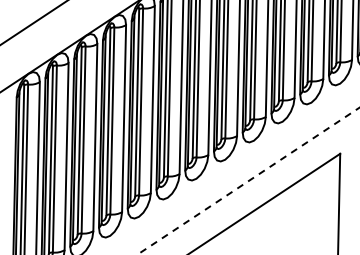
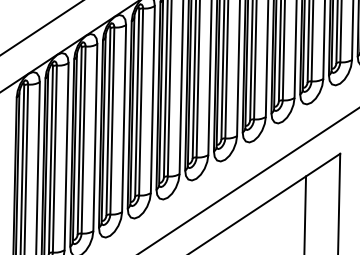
line position: (33, 22) -> (41, 27) (41, 27)
line: dashed -> solid (248, 180)
line: none -> present (305, 213)
